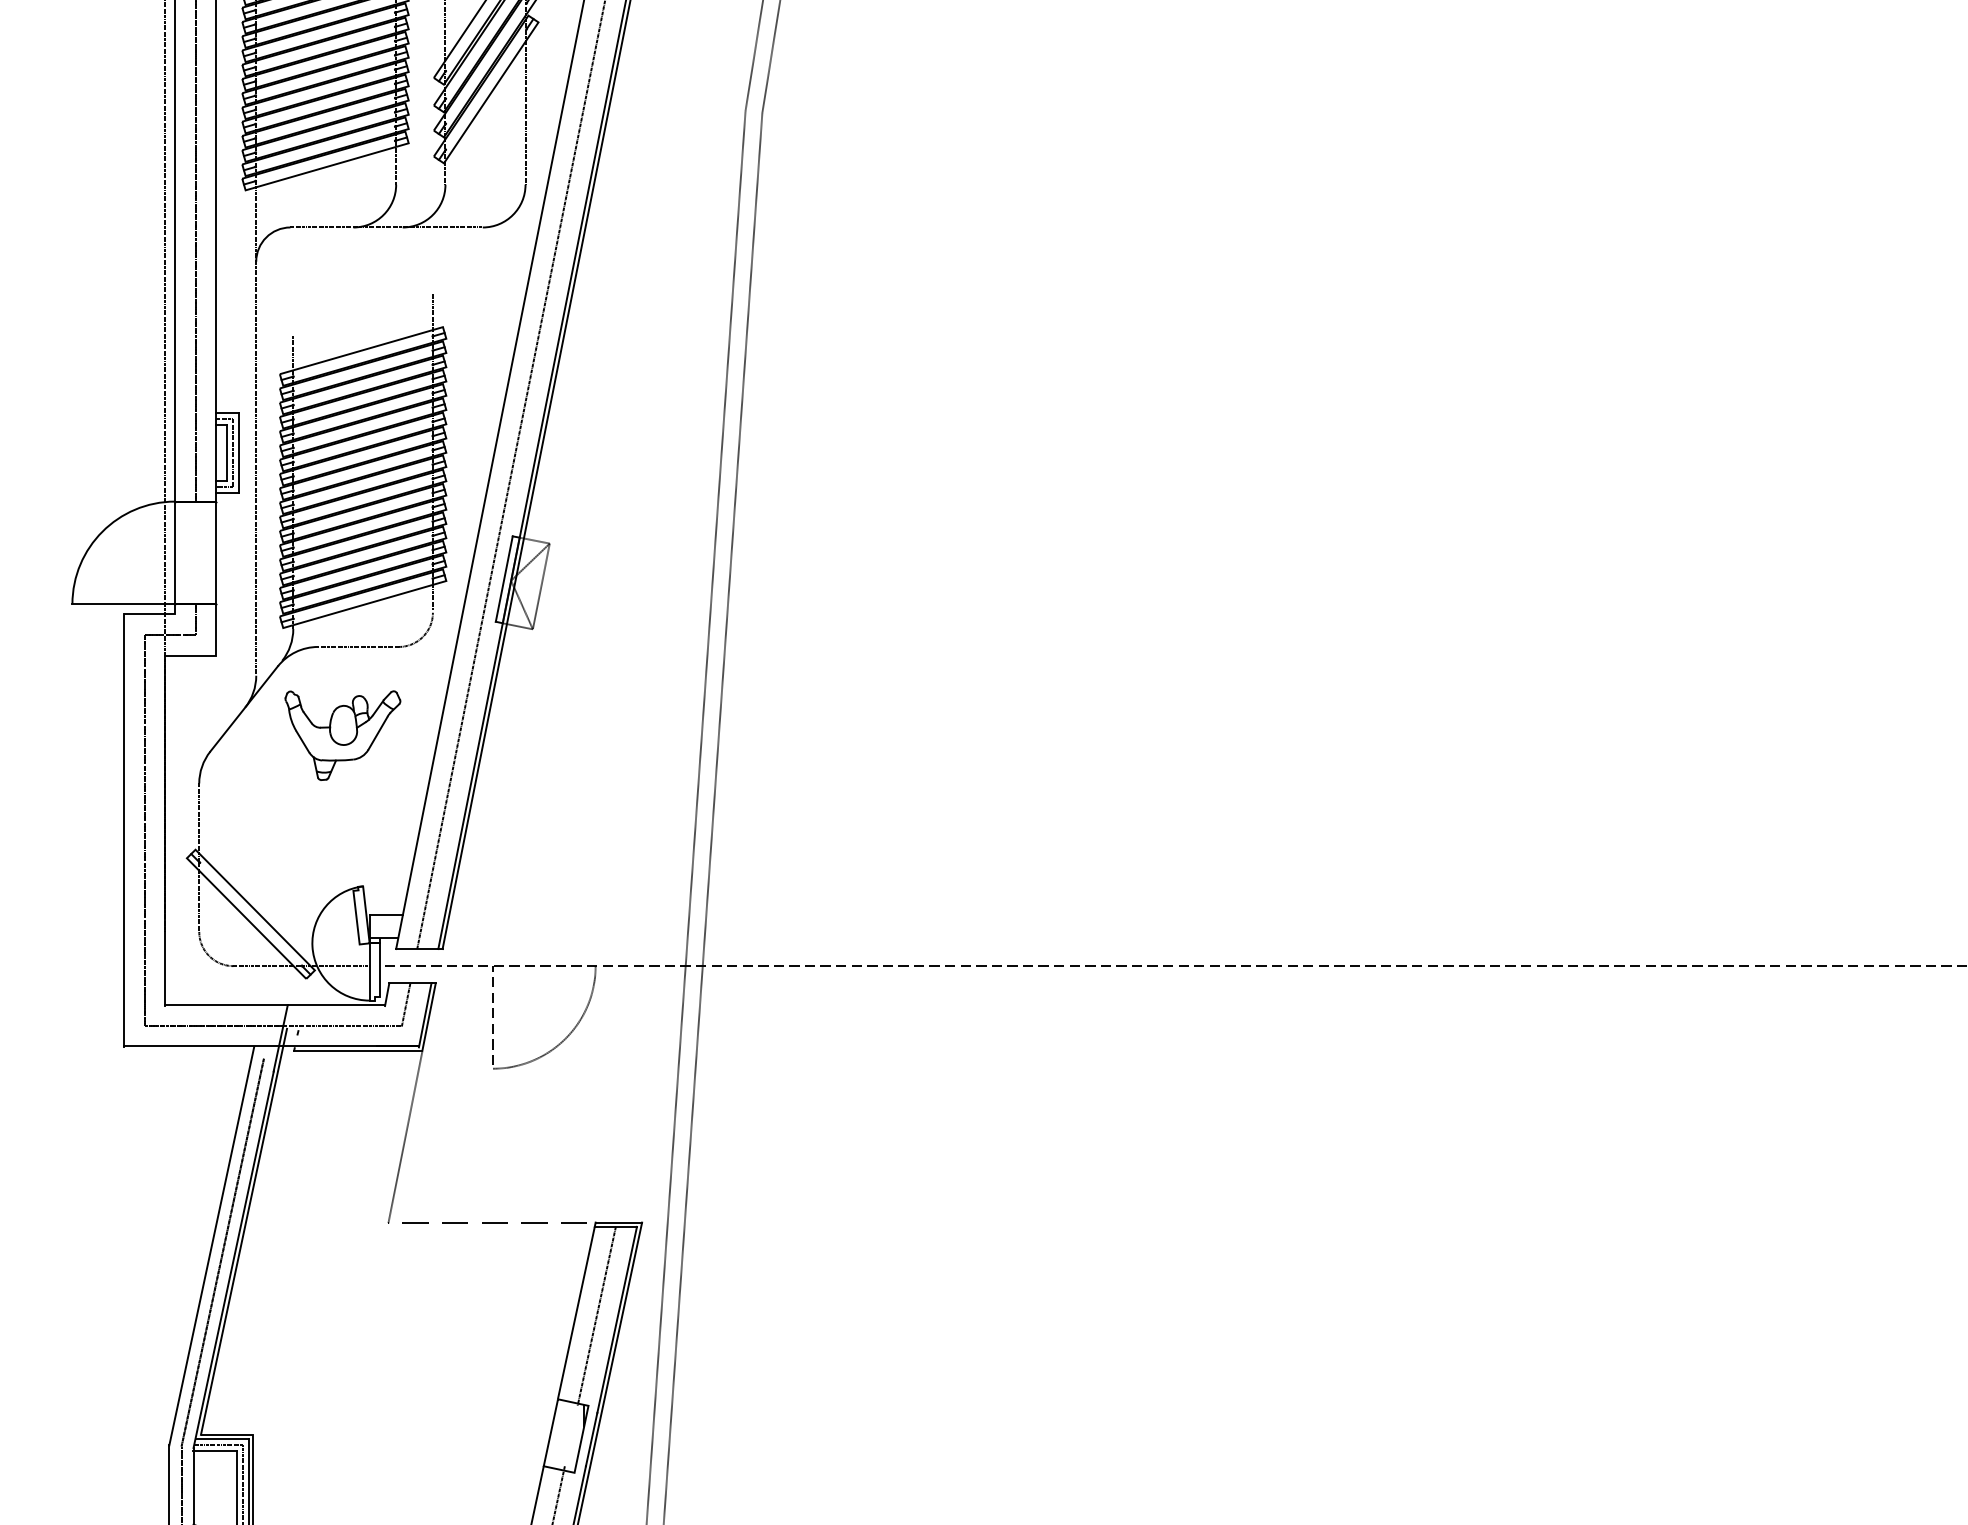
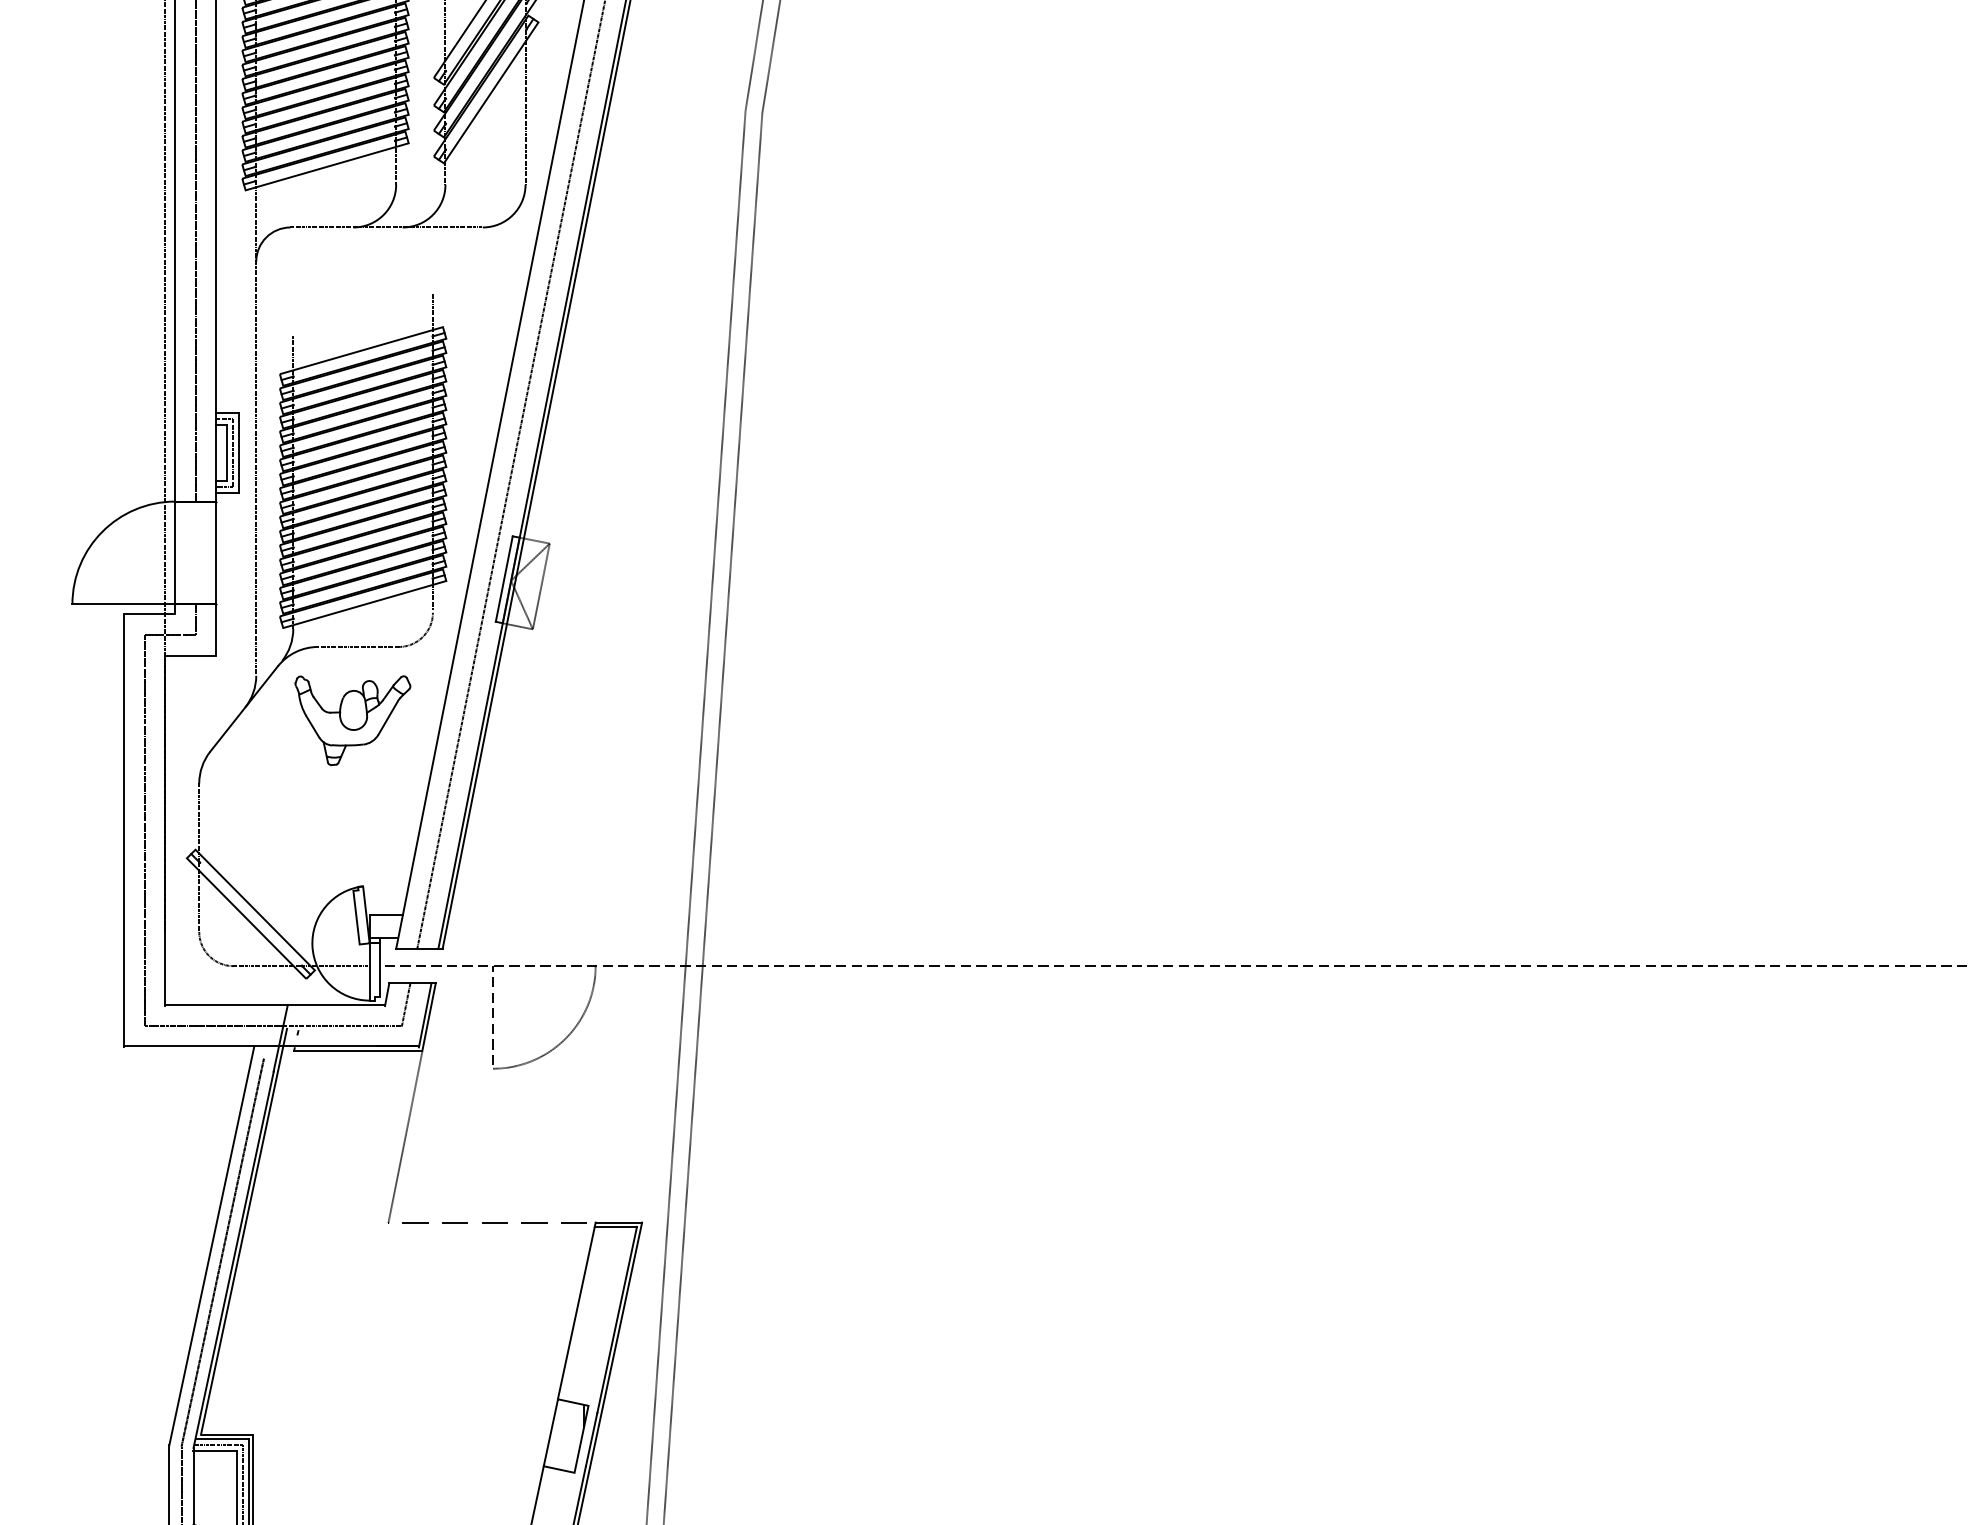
part position: (342, 735) -> (352, 720) (352, 720)
line: present -> none (596, 1315)
line: present -> none (558, 1493)
